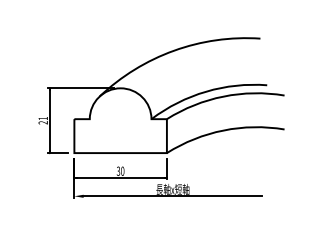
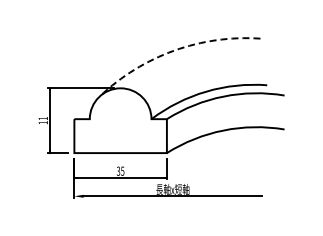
arc: solid -> dashed (174, 50)
text: 21 -> 11 (42, 122)
text: 30 -> 35 (122, 170)
